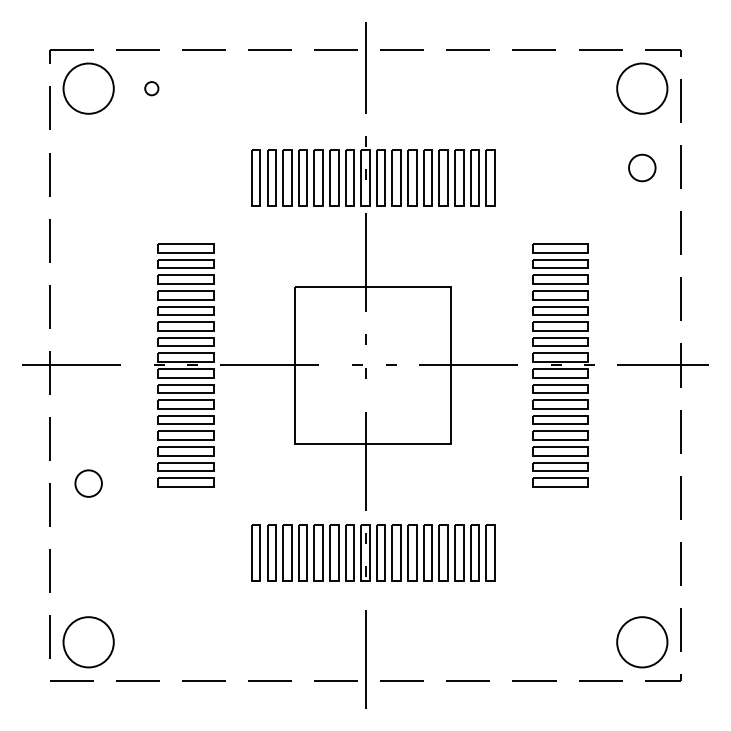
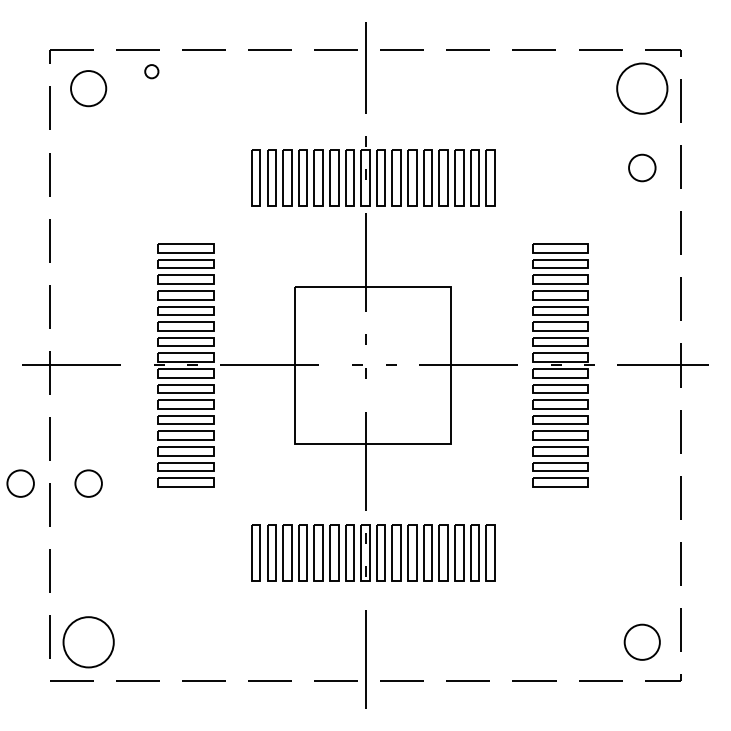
circle size: 53x53 px -> 38x38 px (88, 88)
circle position: (151, 88) -> (151, 71) (151, 71)
circle: none -> present (20, 483)
circle diameter: 50 px -> 35 px (641, 641)
